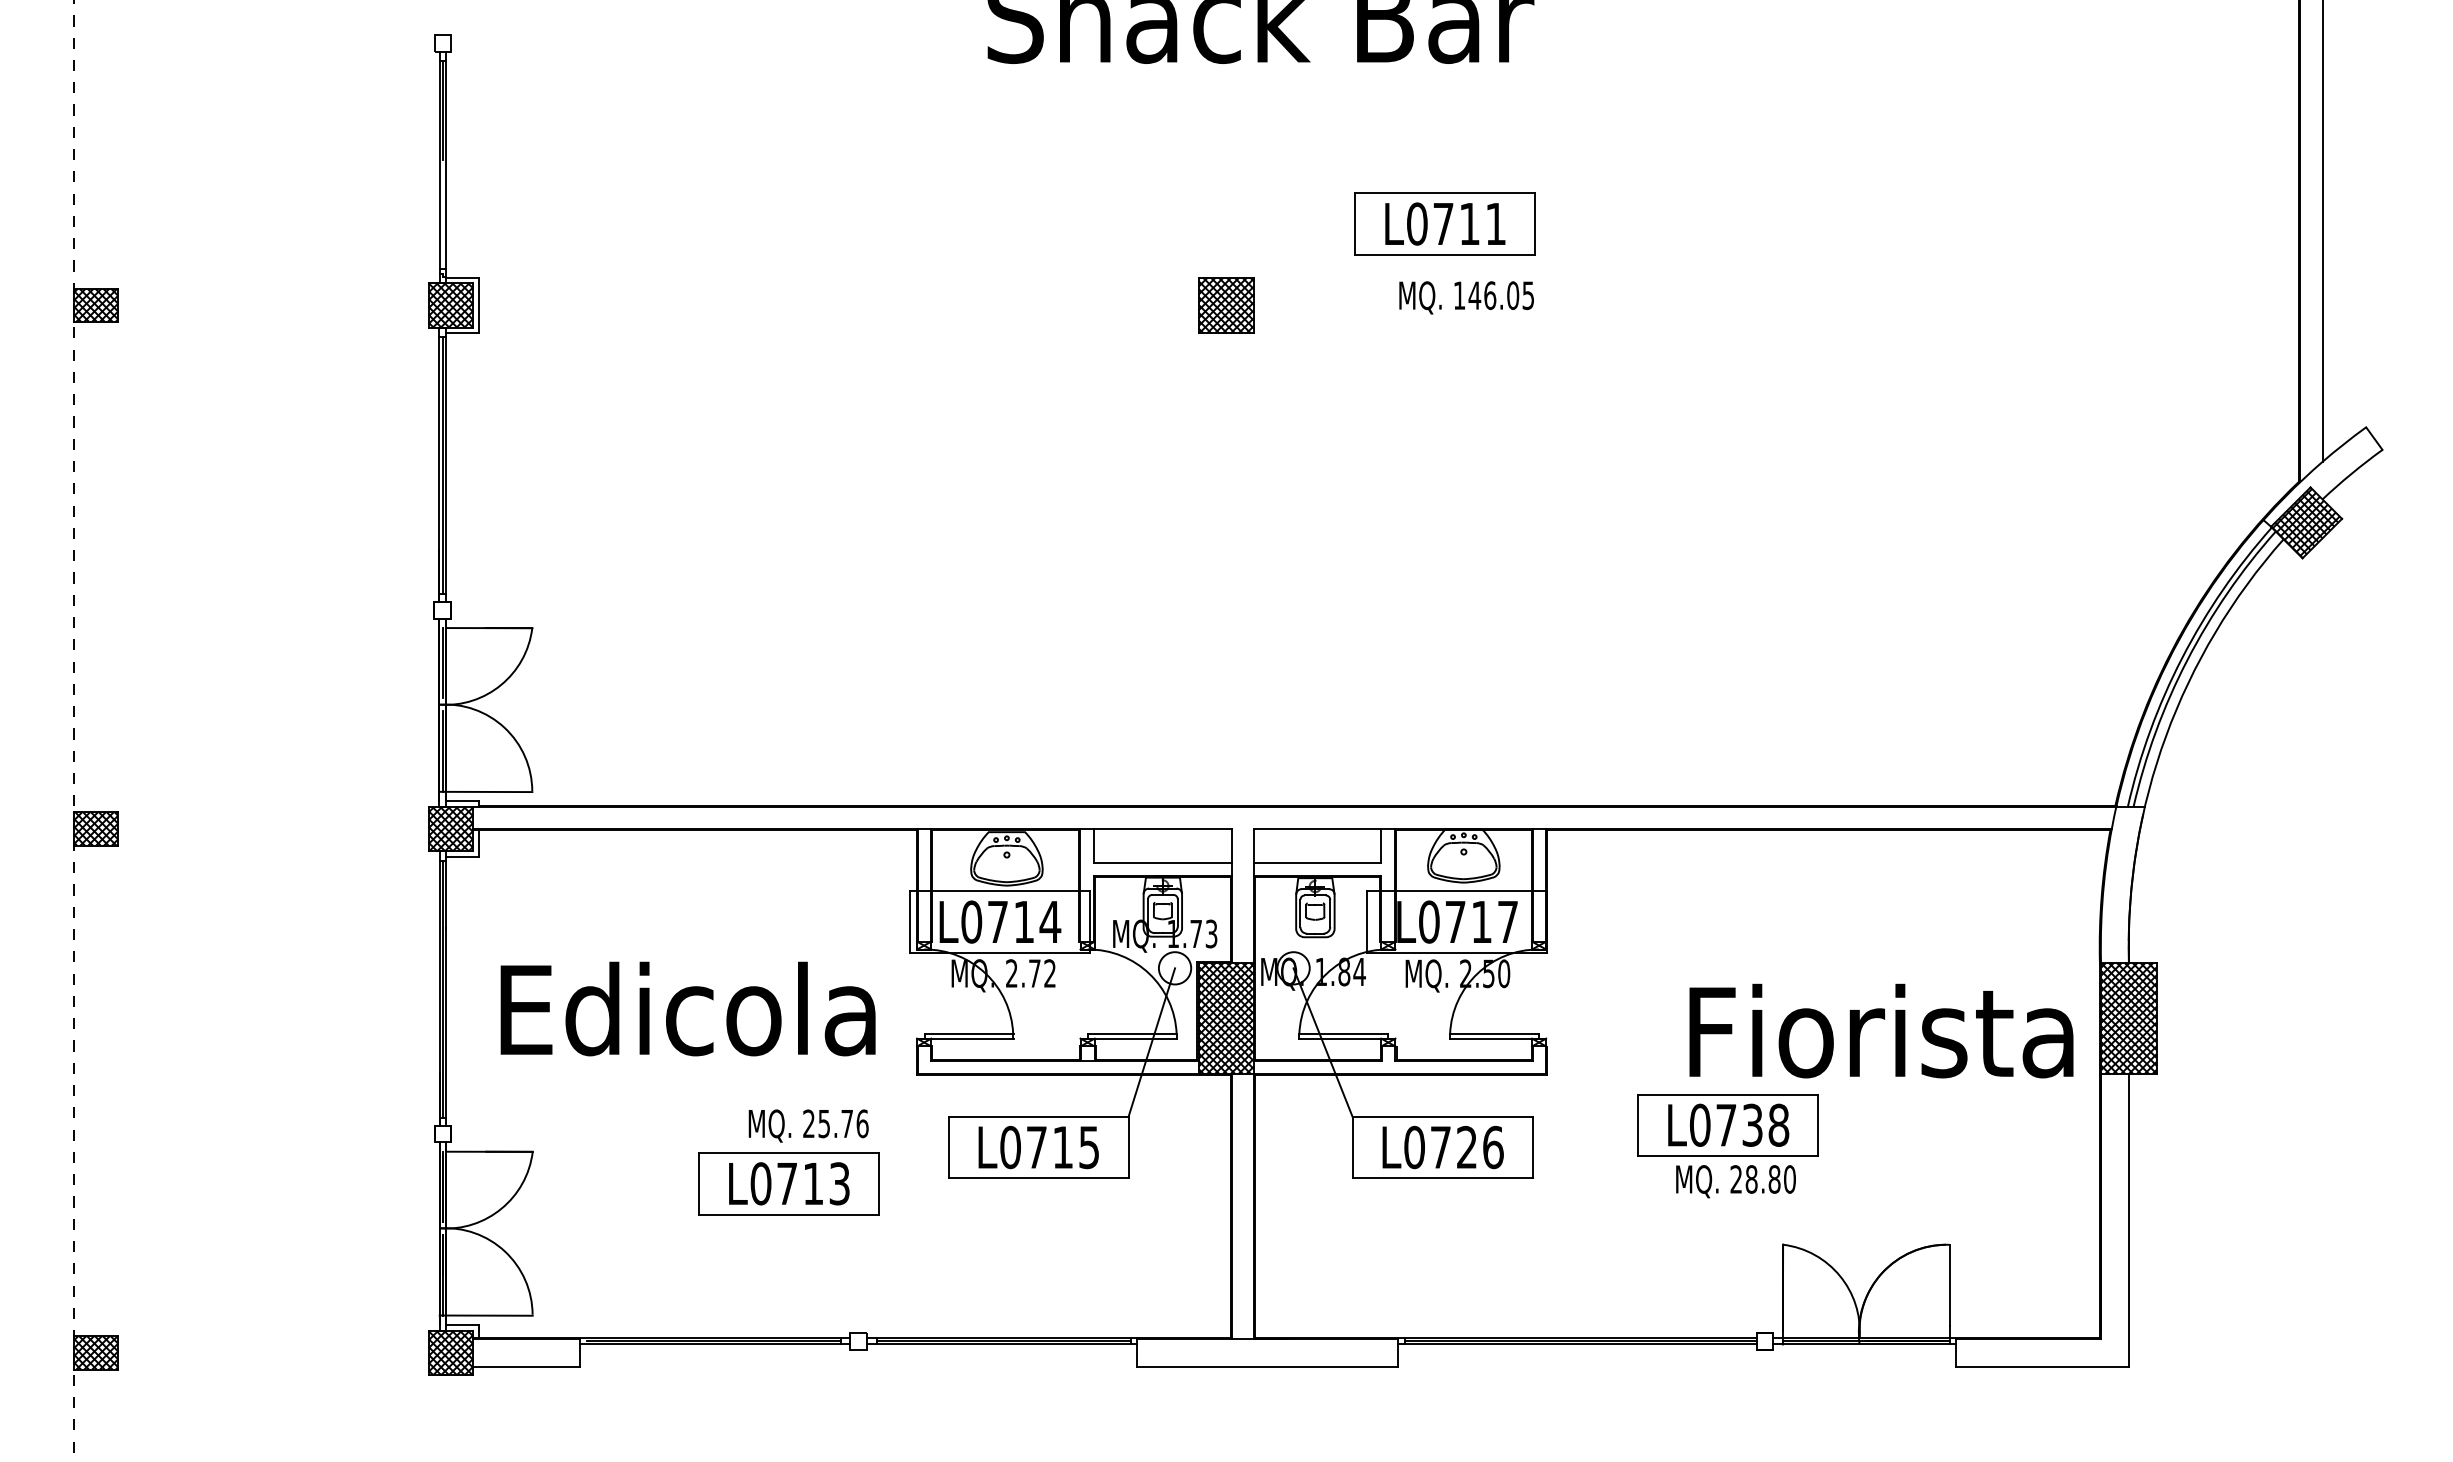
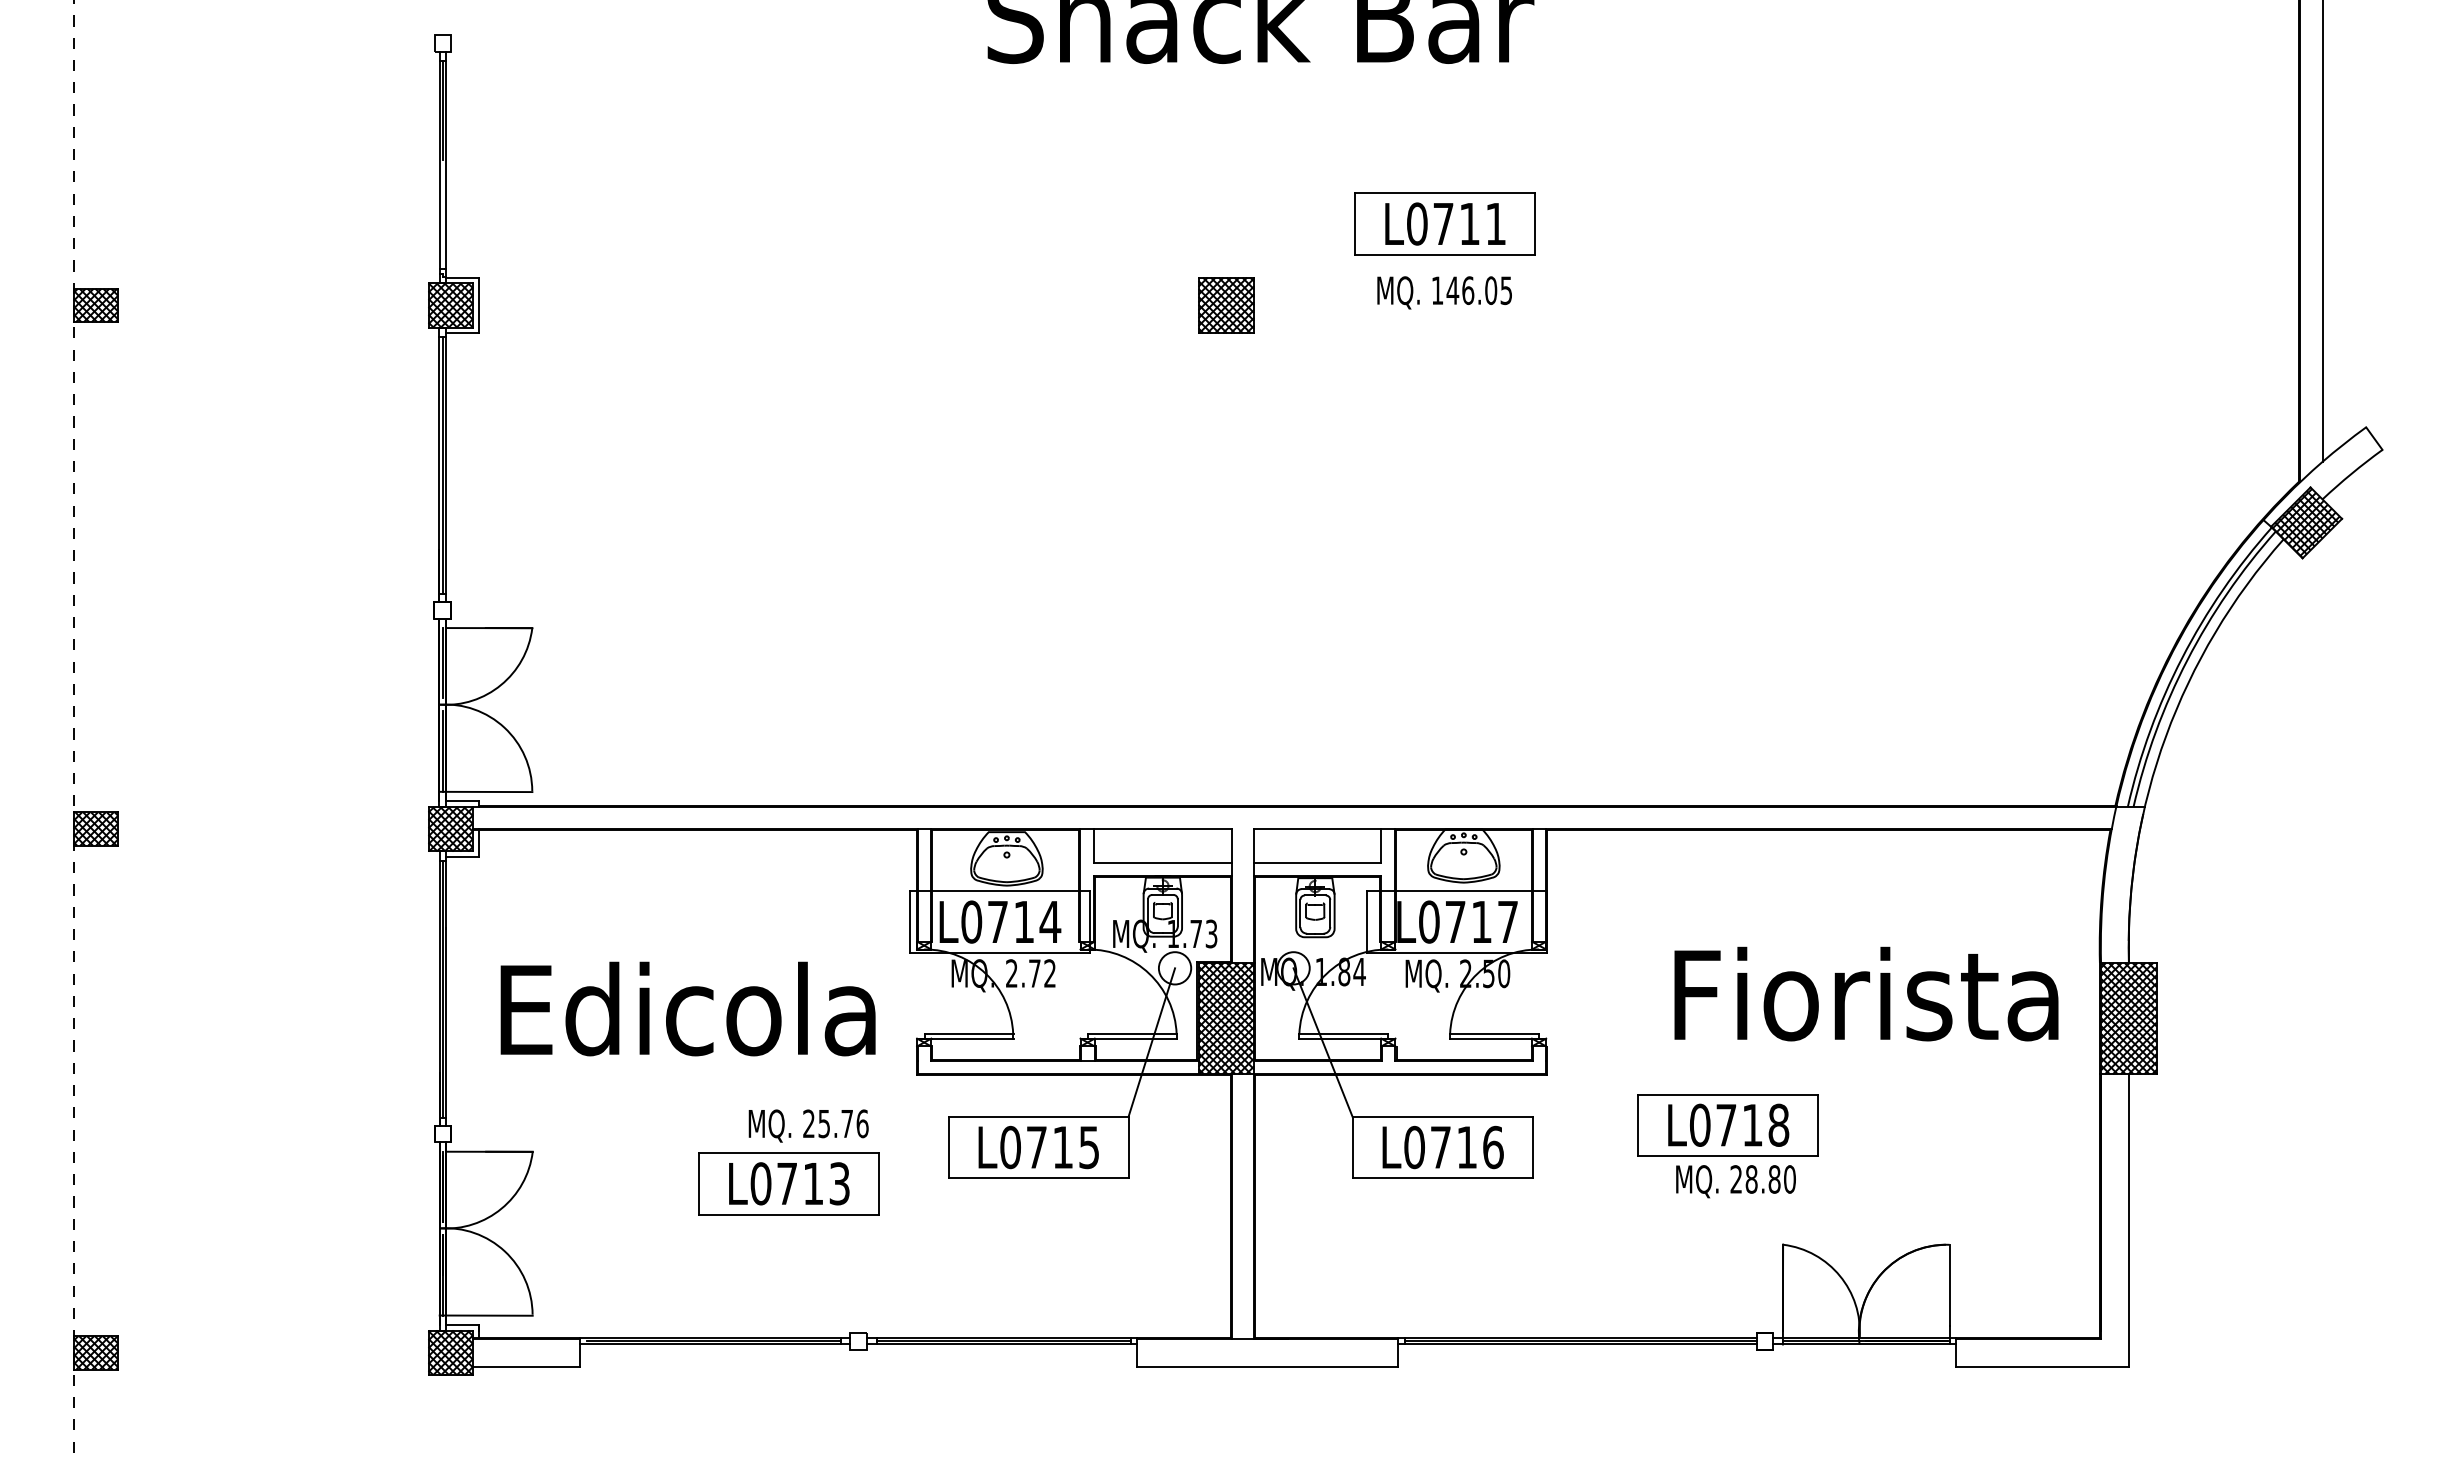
text position: (1466, 297) -> (1444, 292) (1444, 292)
text position: (1881, 1030) -> (1866, 993) (1866, 993)
text: L0738 -> L0718 (1752, 1124)
text: L0726 -> L0716 (1466, 1146)
